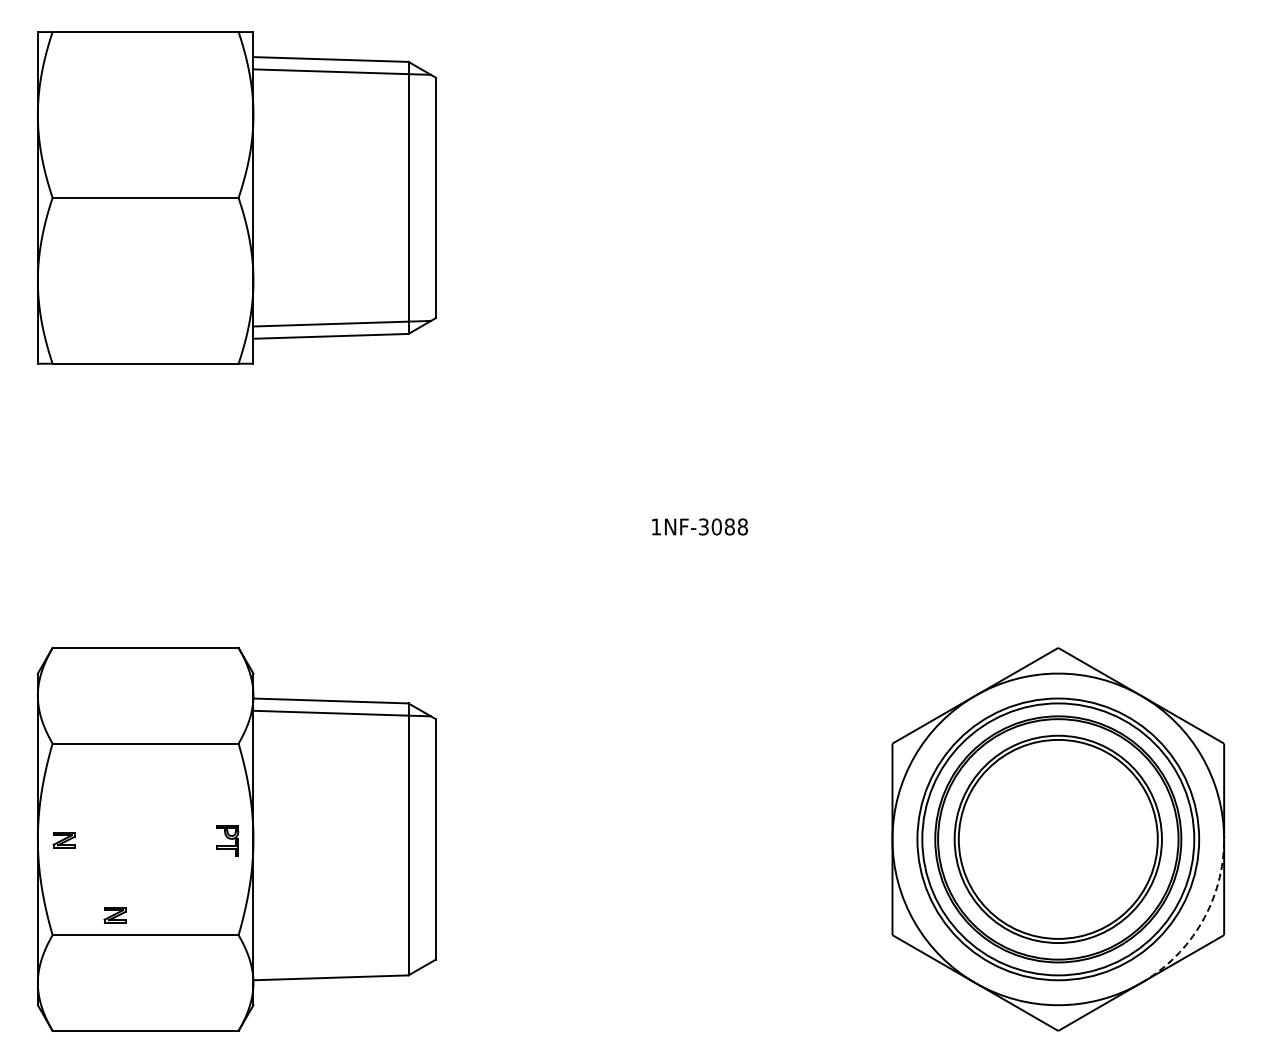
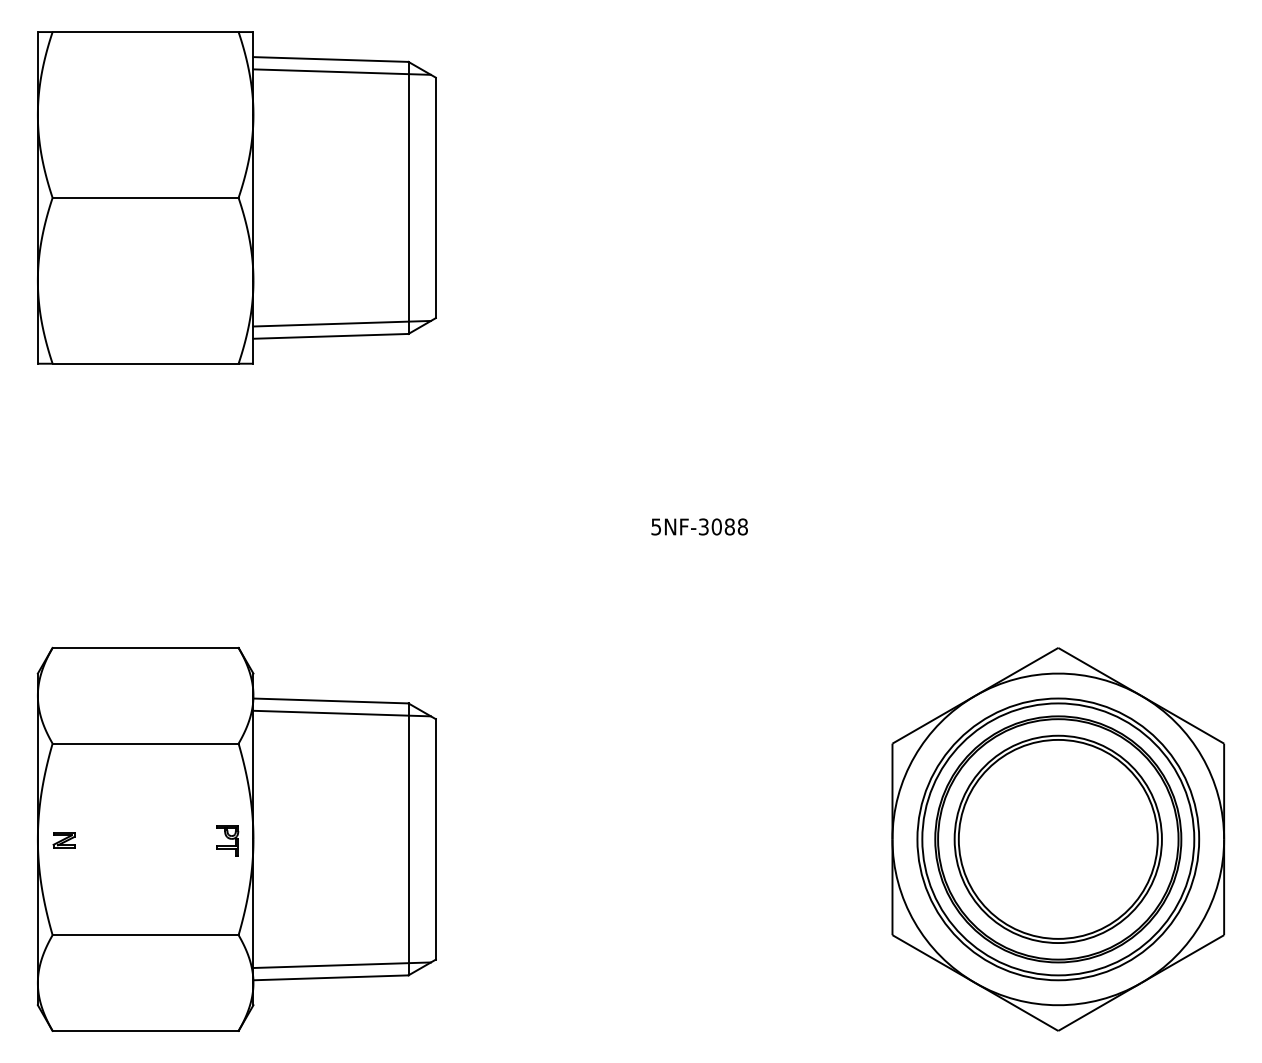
text: 1NF-3088 -> 5NF-3088 (655, 526)
part: present -> none (114, 915)
arc: dashed -> solid (1201, 922)
line: none -> present (341, 965)
